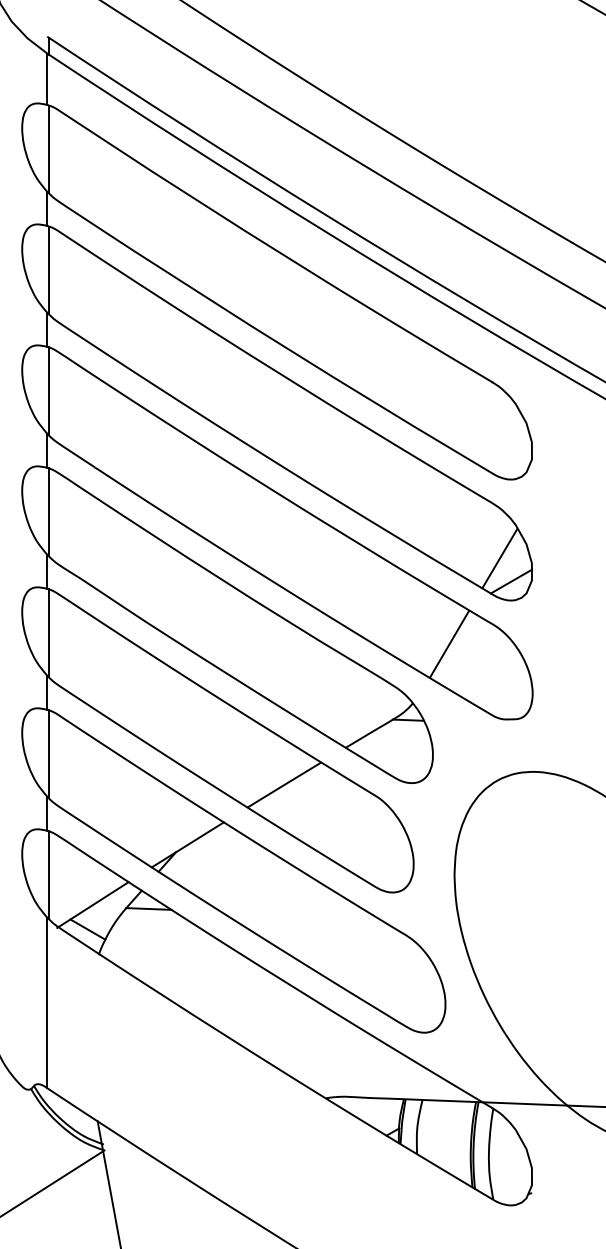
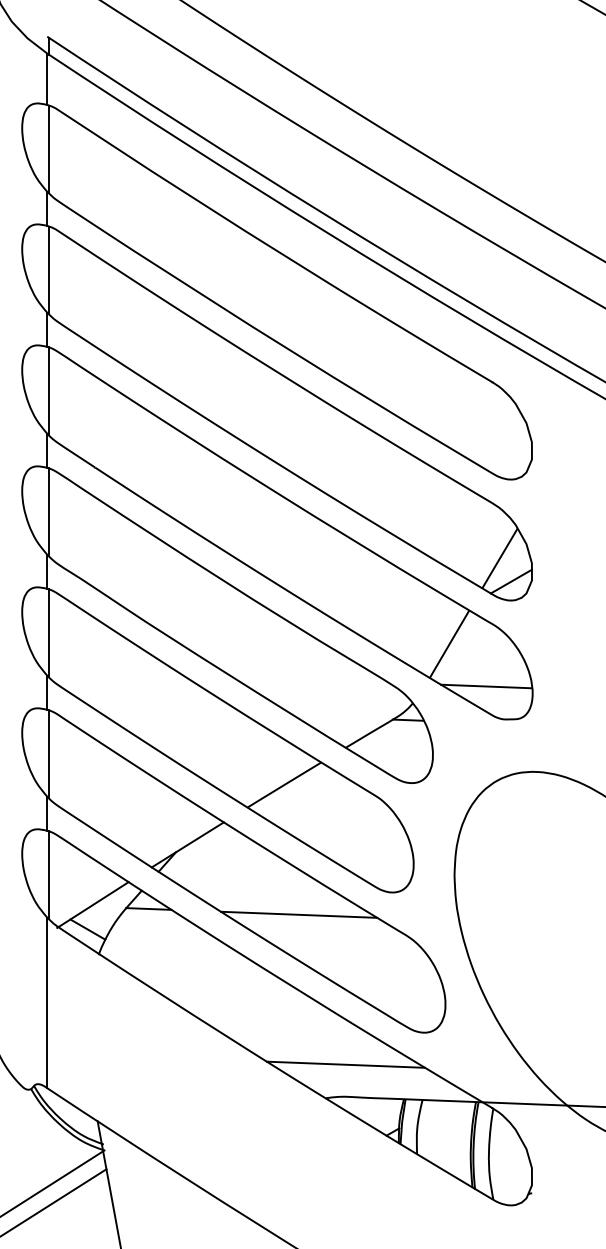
line: none -> present (486, 686)
line: none -> present (299, 914)
line: none -> present (345, 1064)
line: none -> present (54, 1202)
